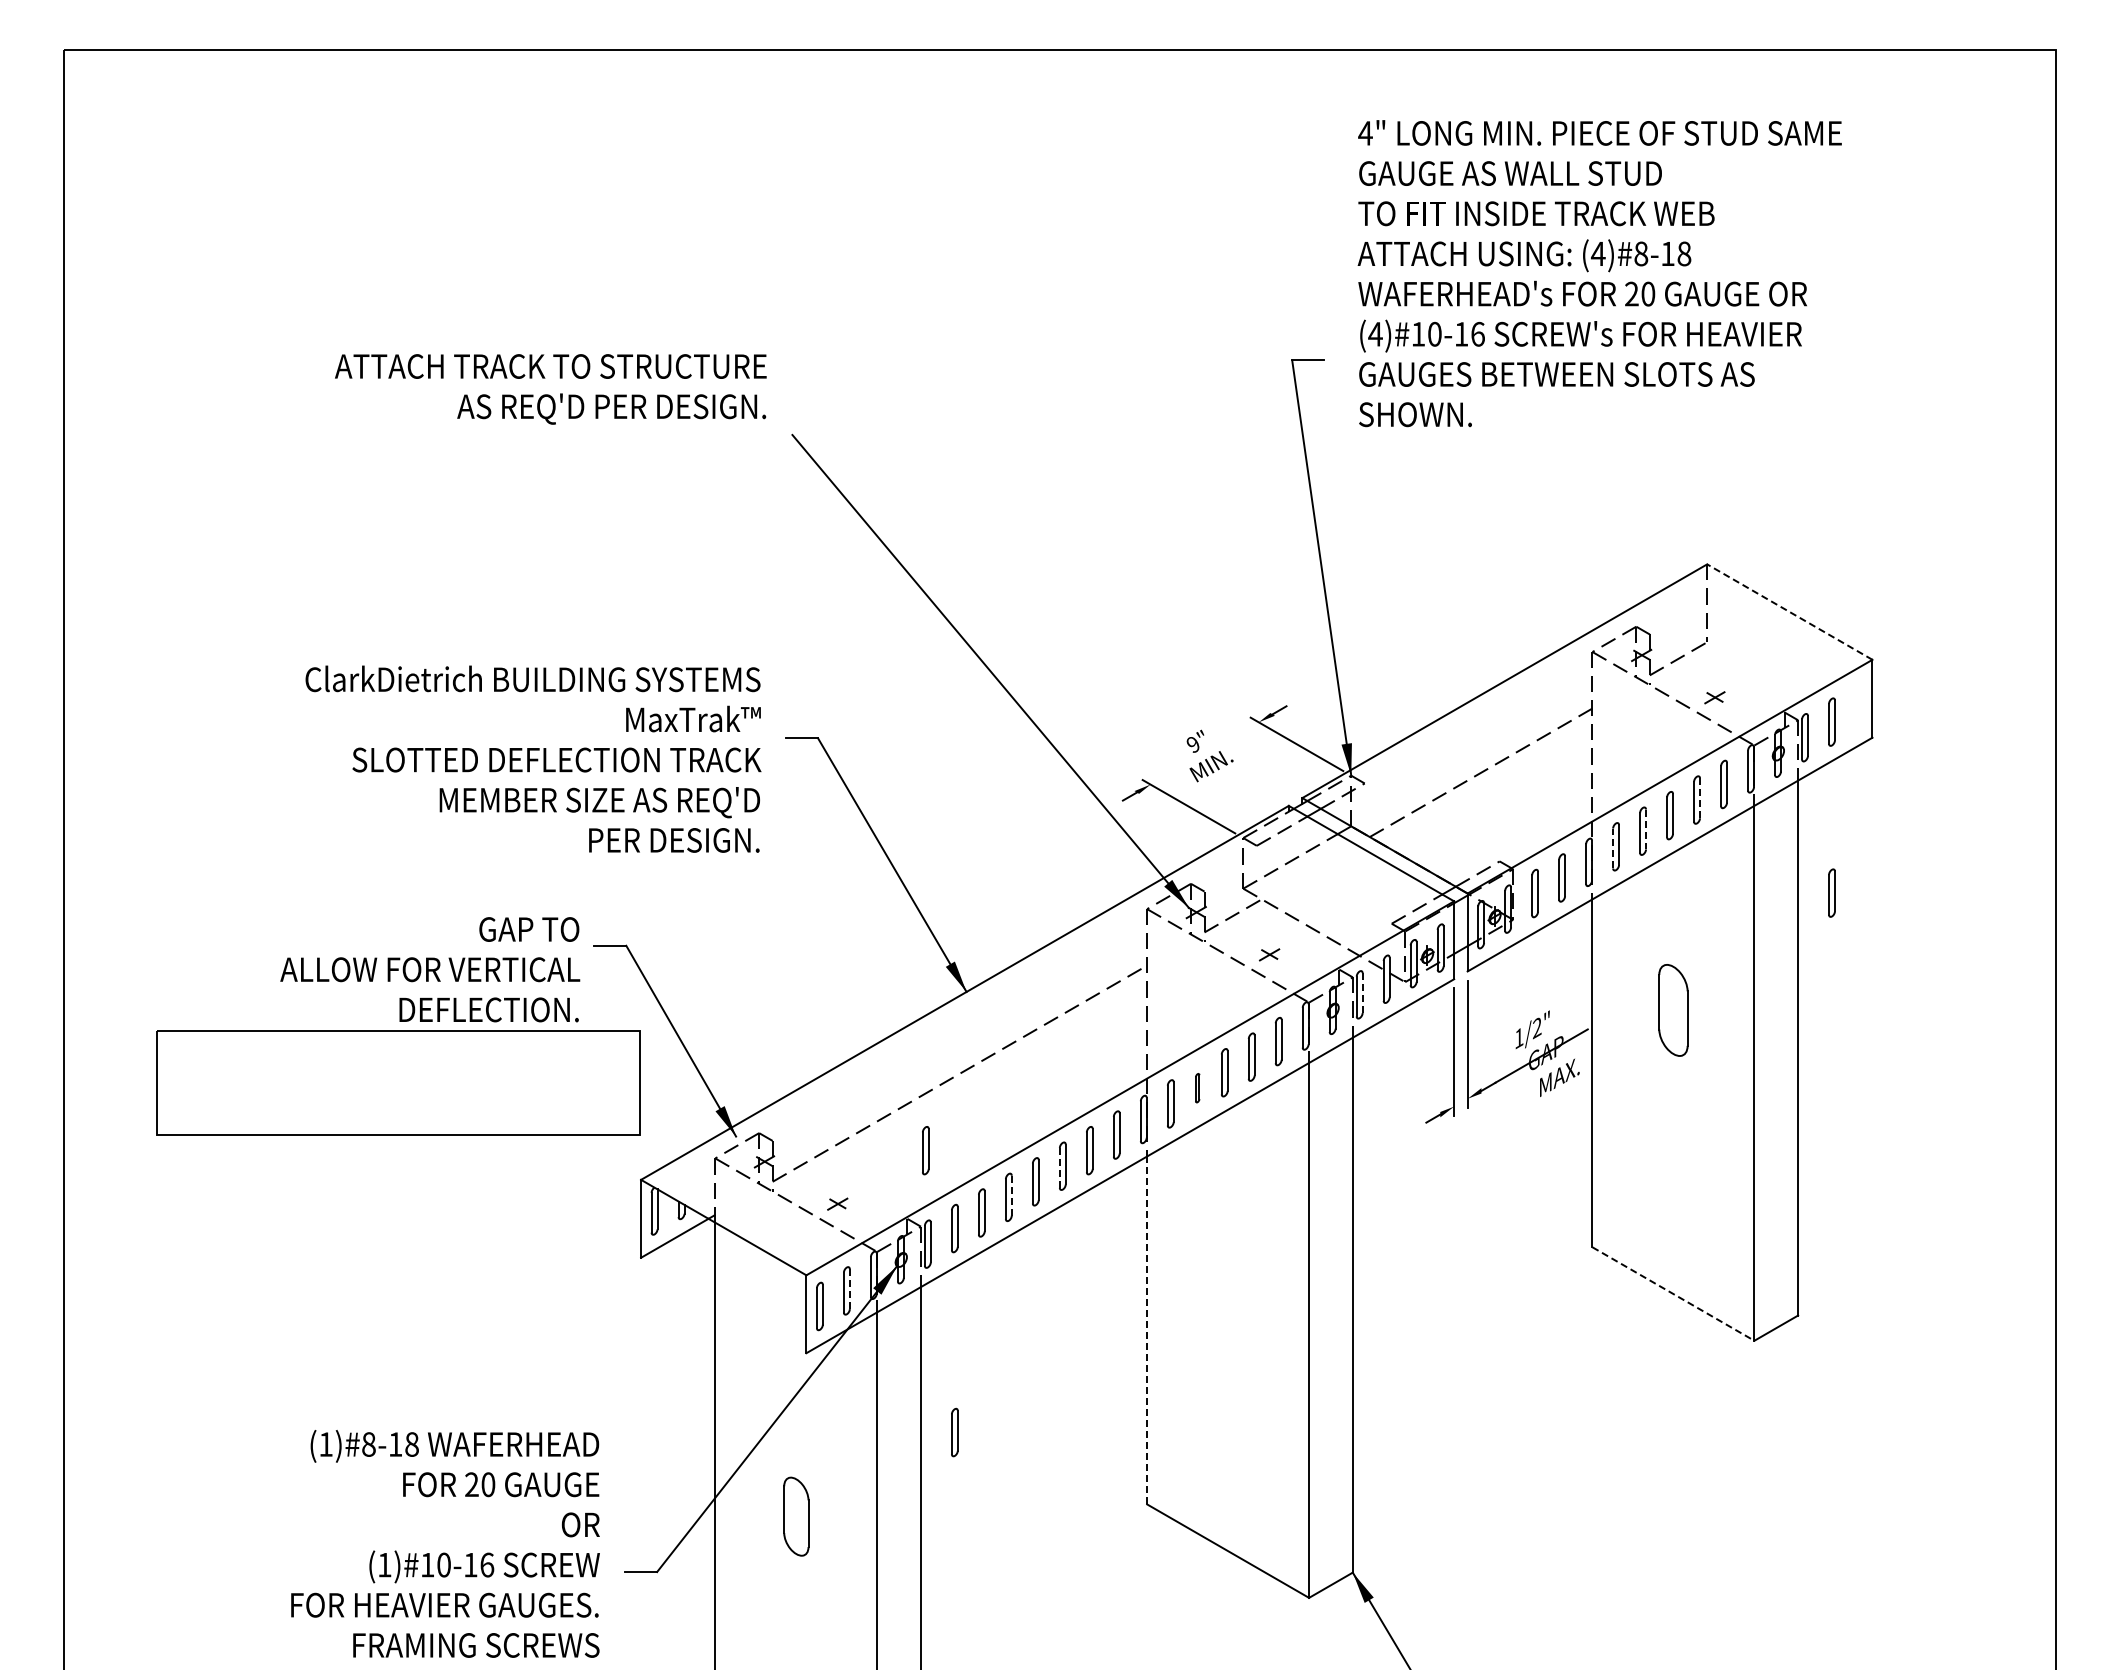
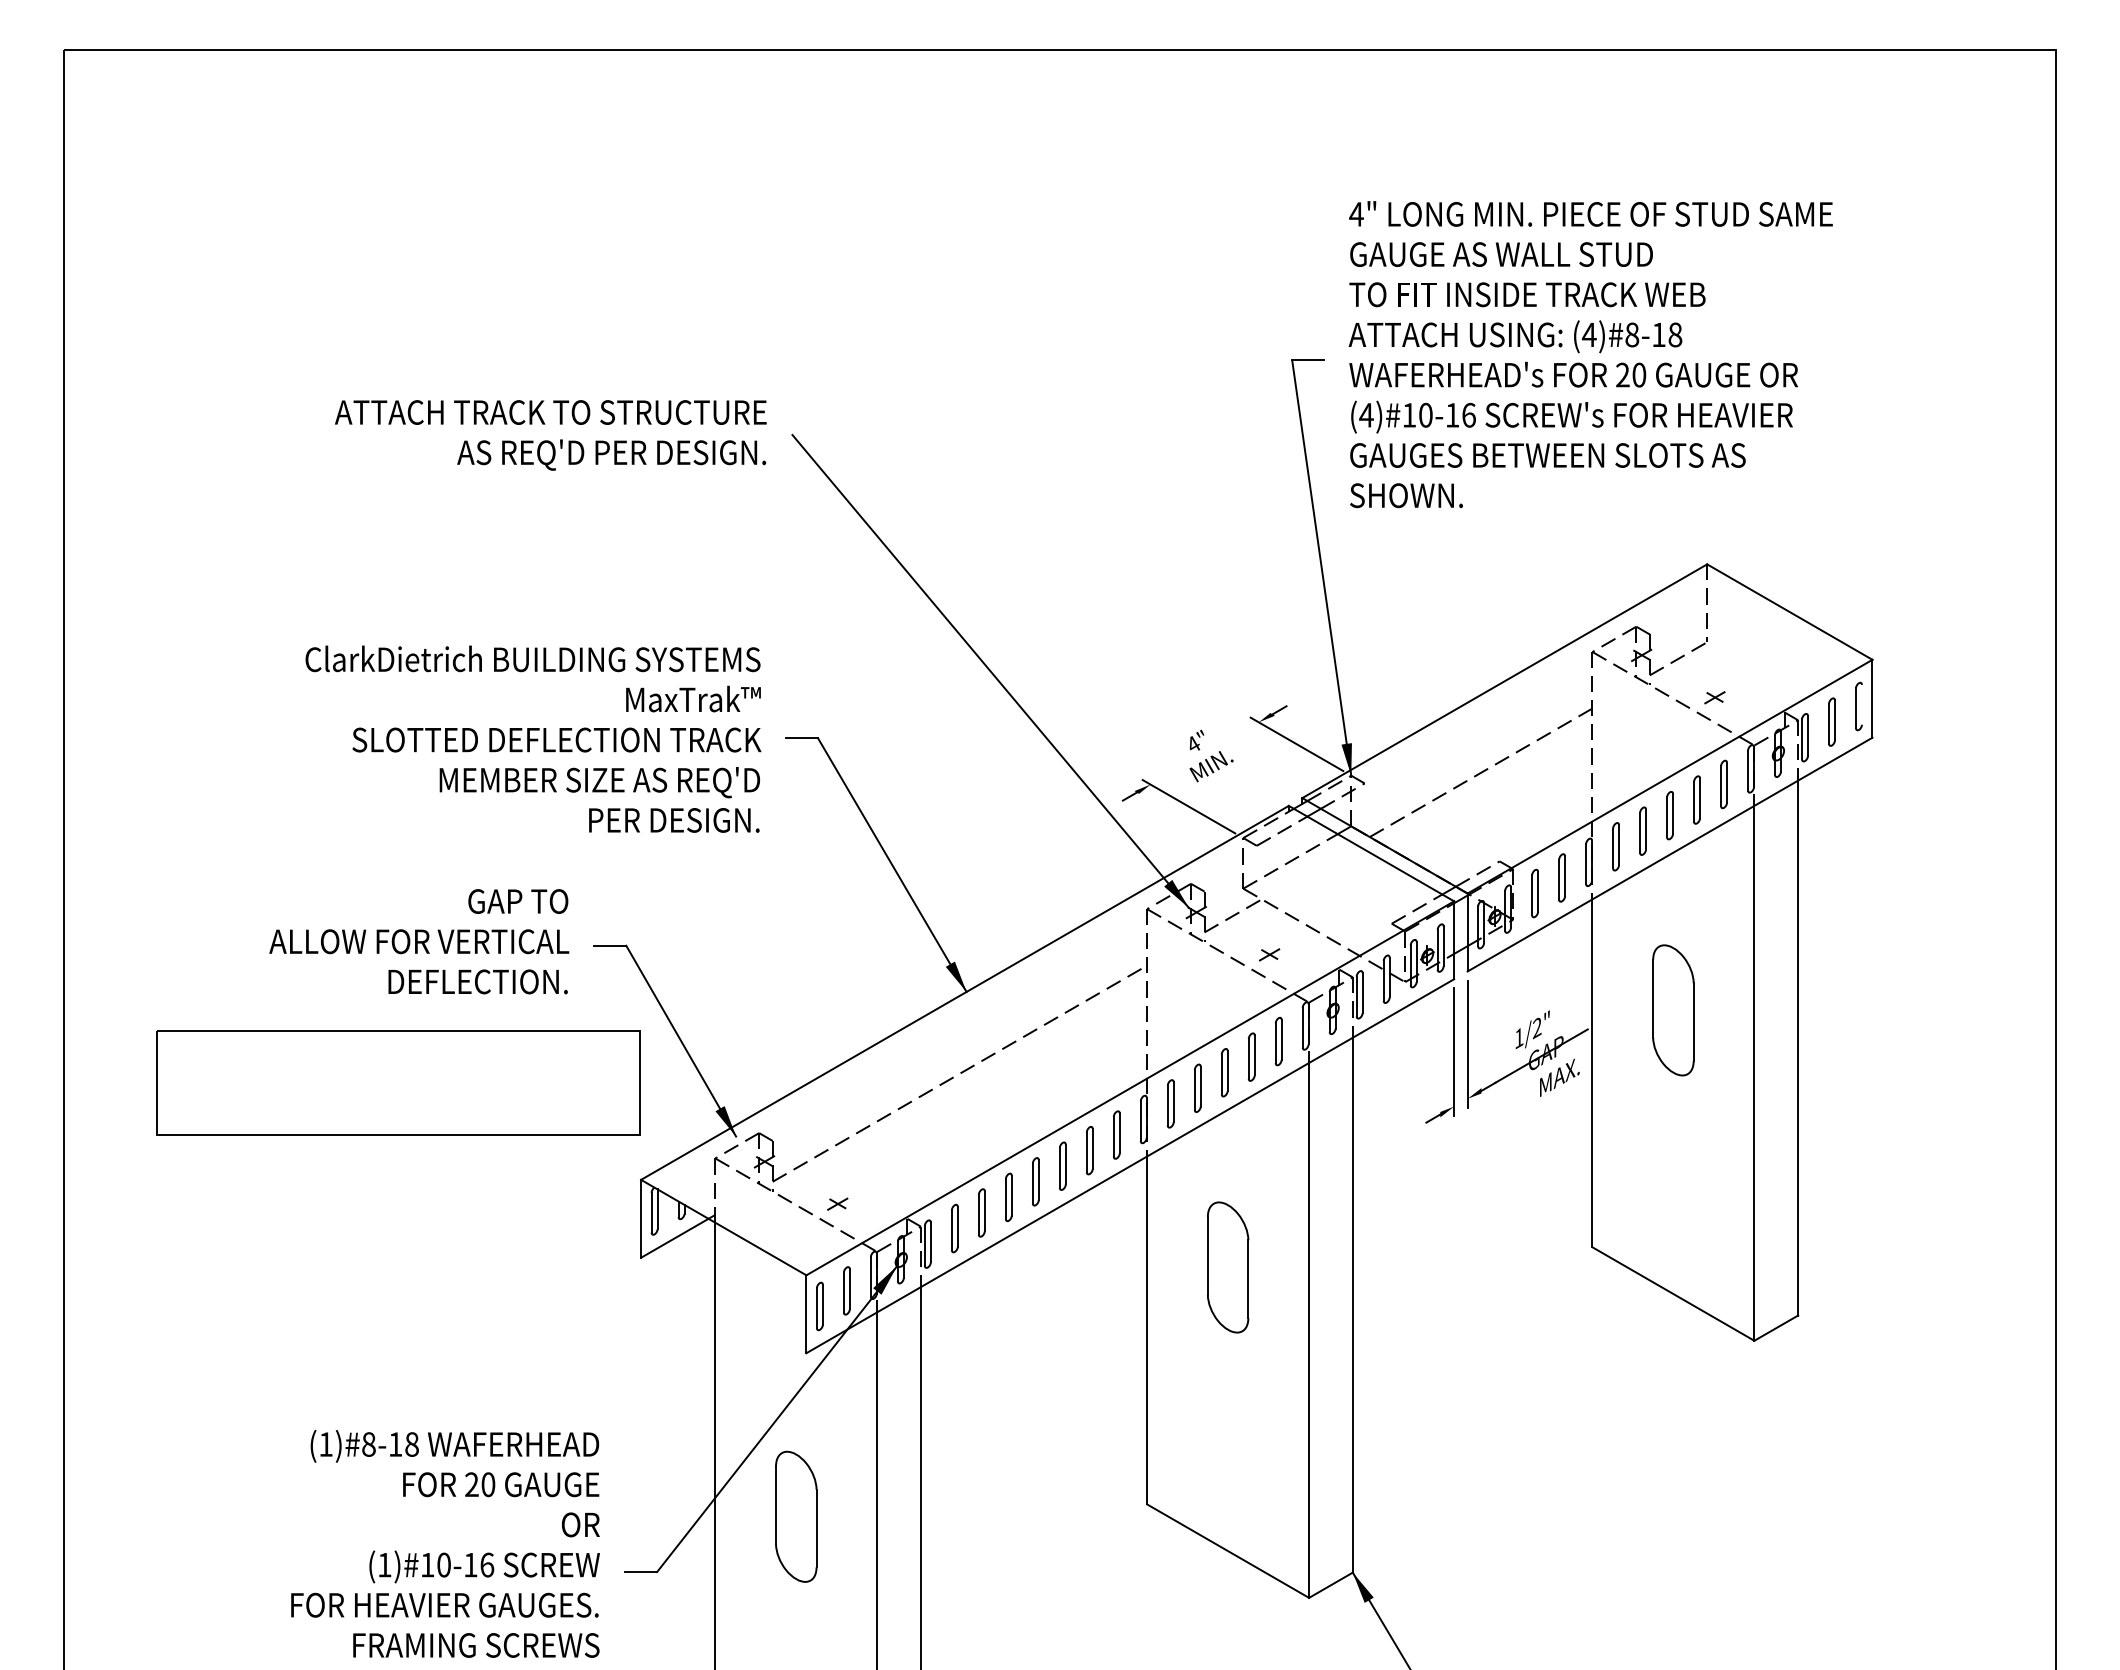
text position: (1599, 273) -> (1590, 354) (1590, 354)
text position: (550, 389) -> (550, 435) (550, 435)
line: dashed -> solid (1789, 611)
part: none -> present (1858, 706)
text: 9" -> 4" (1193, 744)
text position: (533, 758) -> (533, 738) (533, 738)
line: dashed -> solid (1700, 798)
line: dashed -> solid (1646, 829)
line: dashed -> solid (1613, 848)
part: present -> none (1831, 892)
text position: (430, 969) -> (419, 941) (419, 941)
line: dashed -> solid (1362, 993)
part size: 31x93 px -> 43x133 px (1673, 1010)
part size: 6x31 px -> 9x50 px (1197, 1087)
part: present -> none (925, 1150)
line: dashed -> solid (1059, 1167)
line: dashed -> solid (1011, 1195)
part: none -> present (1228, 1267)
line: dashed -> solid (849, 1289)
line: dashed -> solid (1673, 1294)
line: dashed -> solid (1147, 1330)
part: present -> none (954, 1432)
part size: 27x81 px -> 43x133 px (796, 1516)
